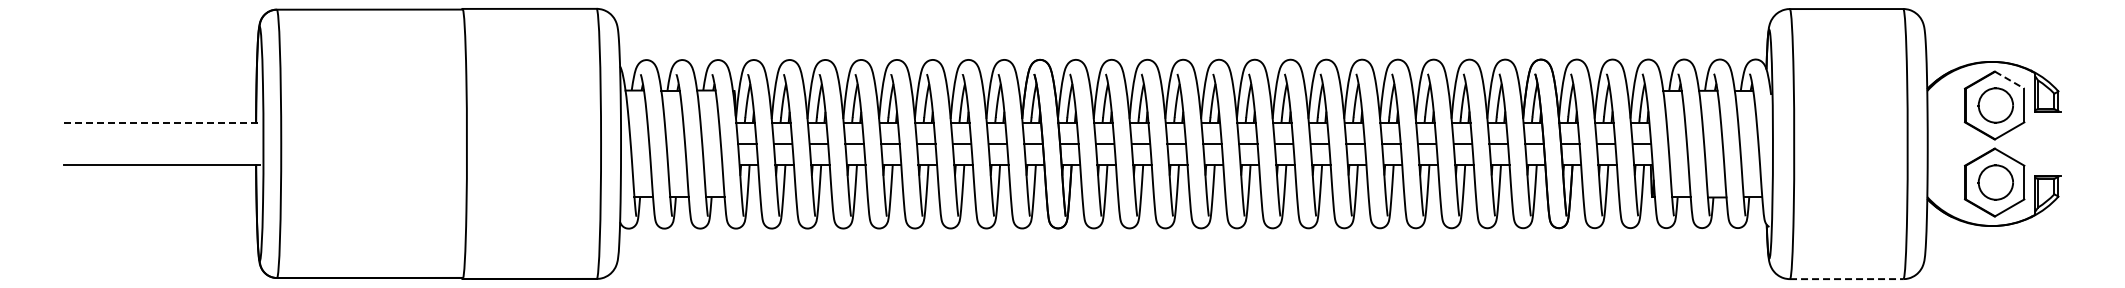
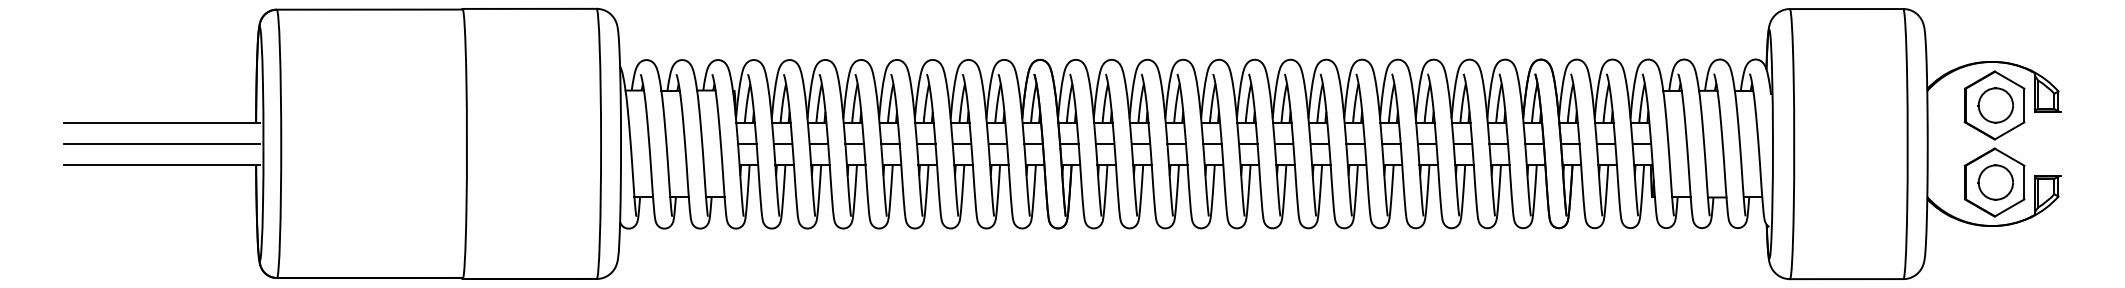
line: dashed -> solid (2009, 80)
line: dashed -> solid (162, 123)
line: none -> present (161, 143)
line: dashed -> solid (1846, 279)
